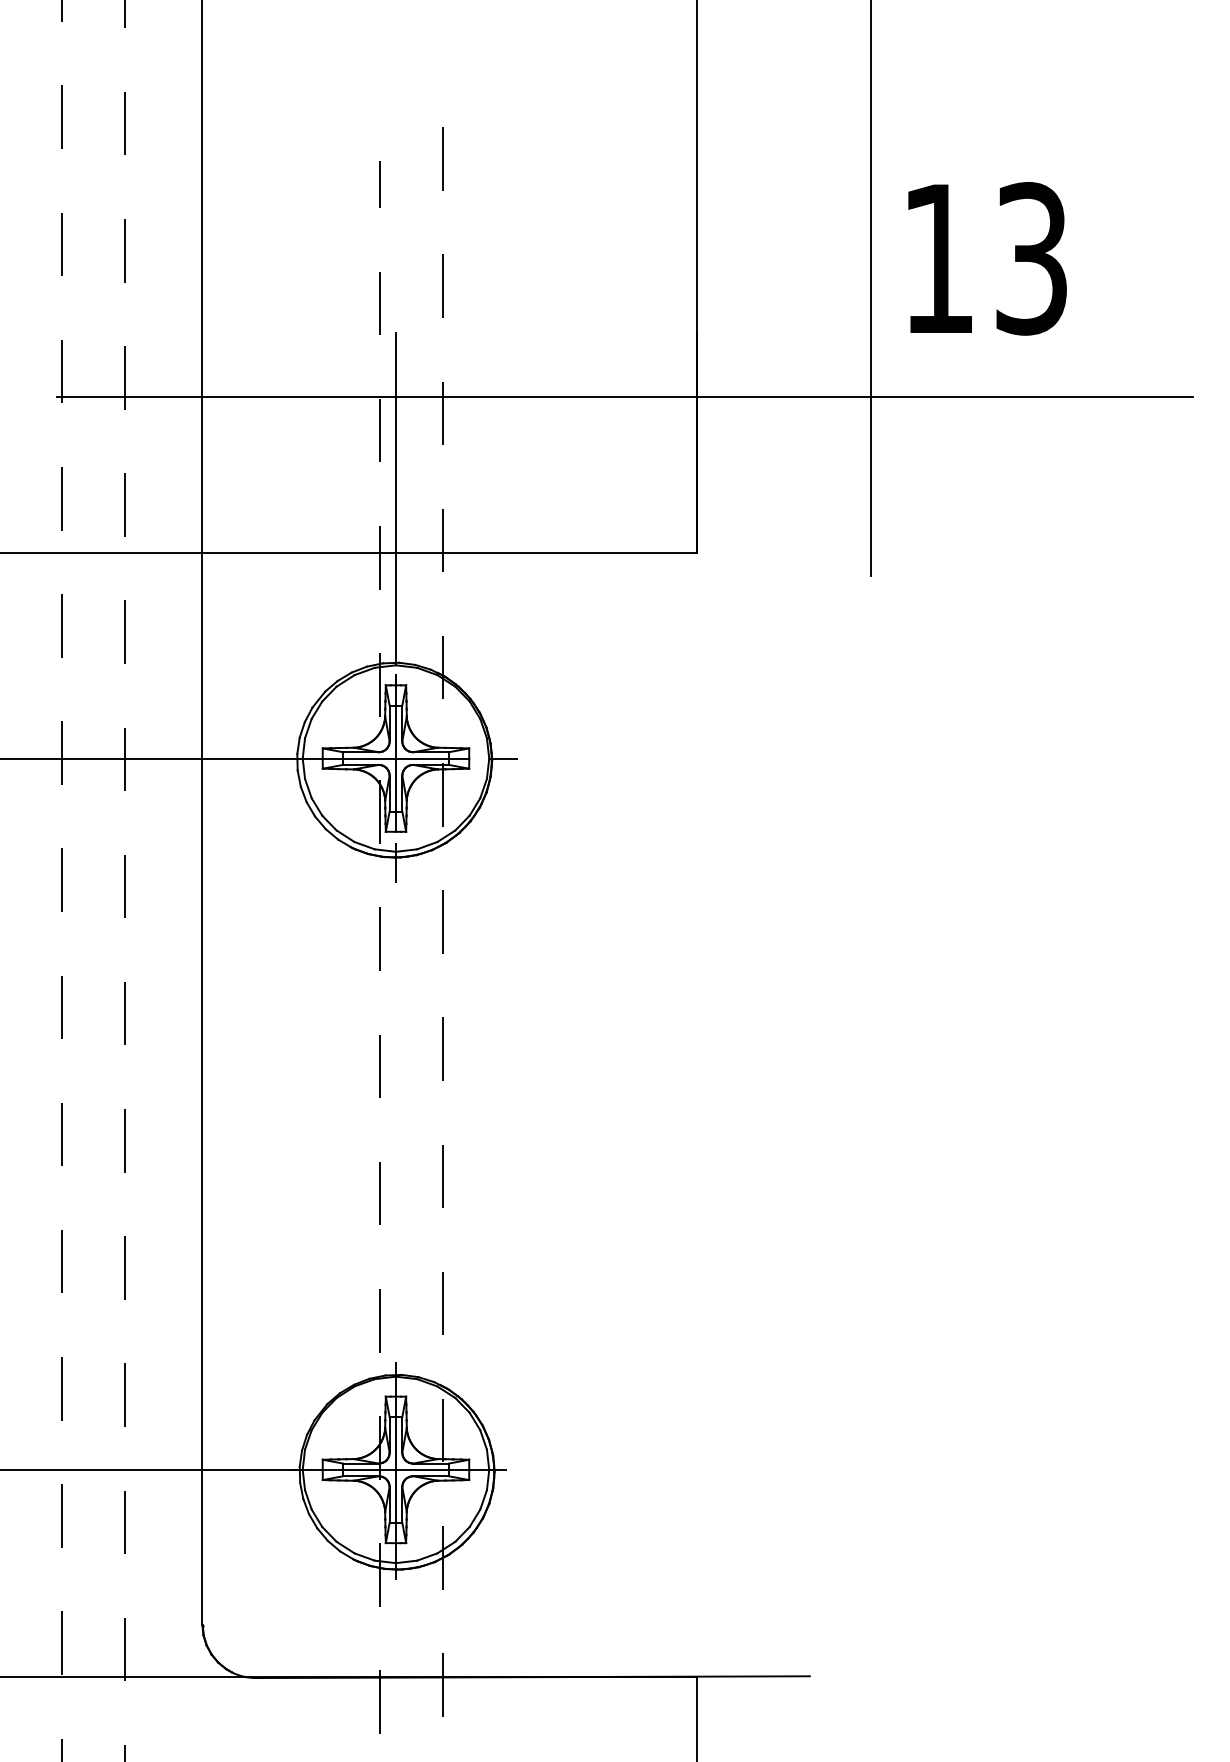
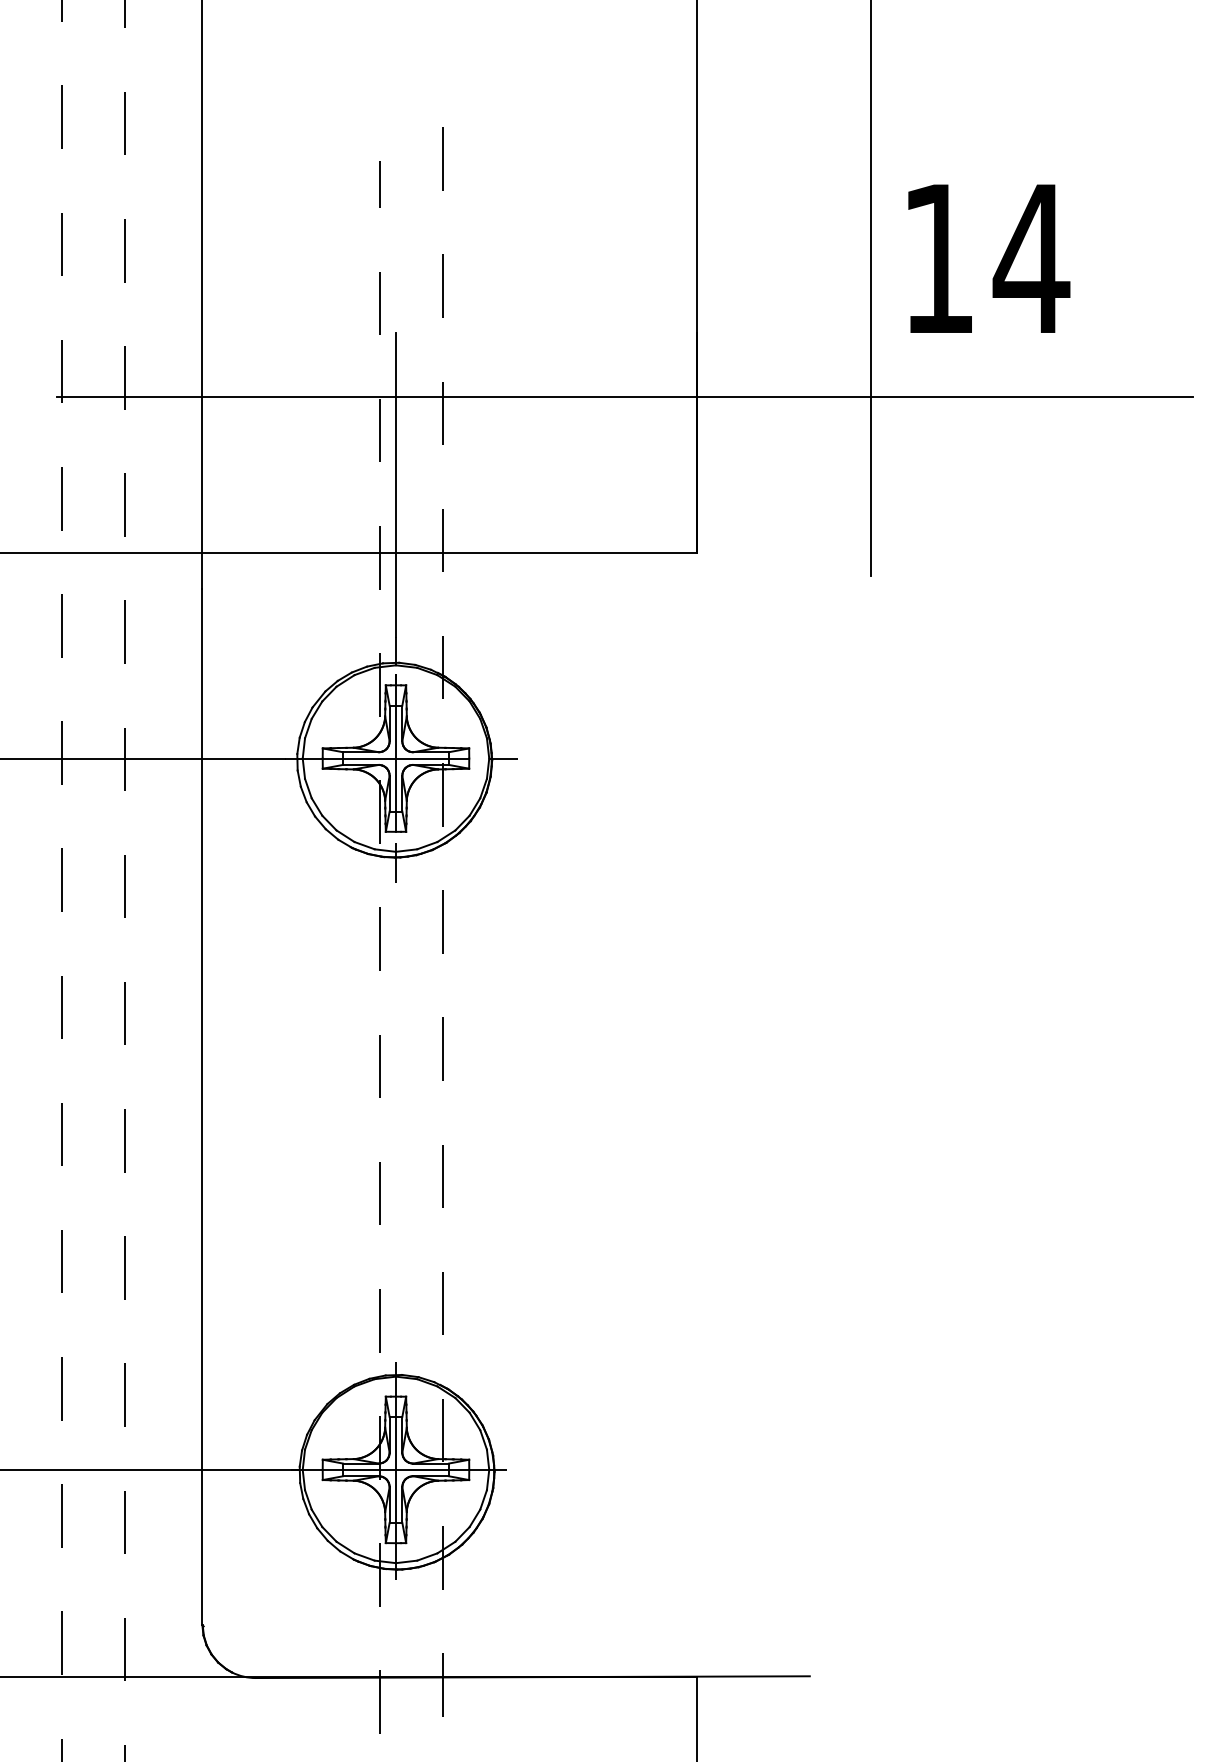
text: 13 -> 14 (1031, 258)
